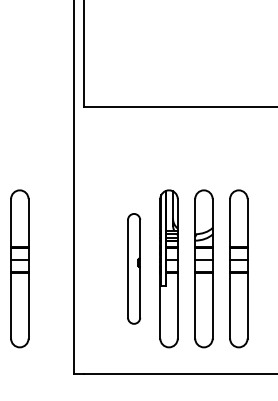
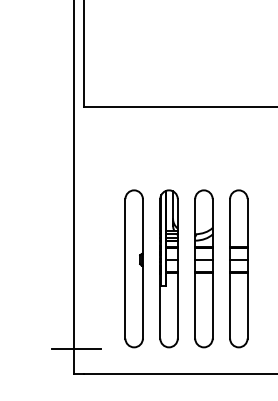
part: present -> none (19, 268)
part size: 15x112 px -> 20x160 px (133, 268)
line: none -> present (76, 349)
